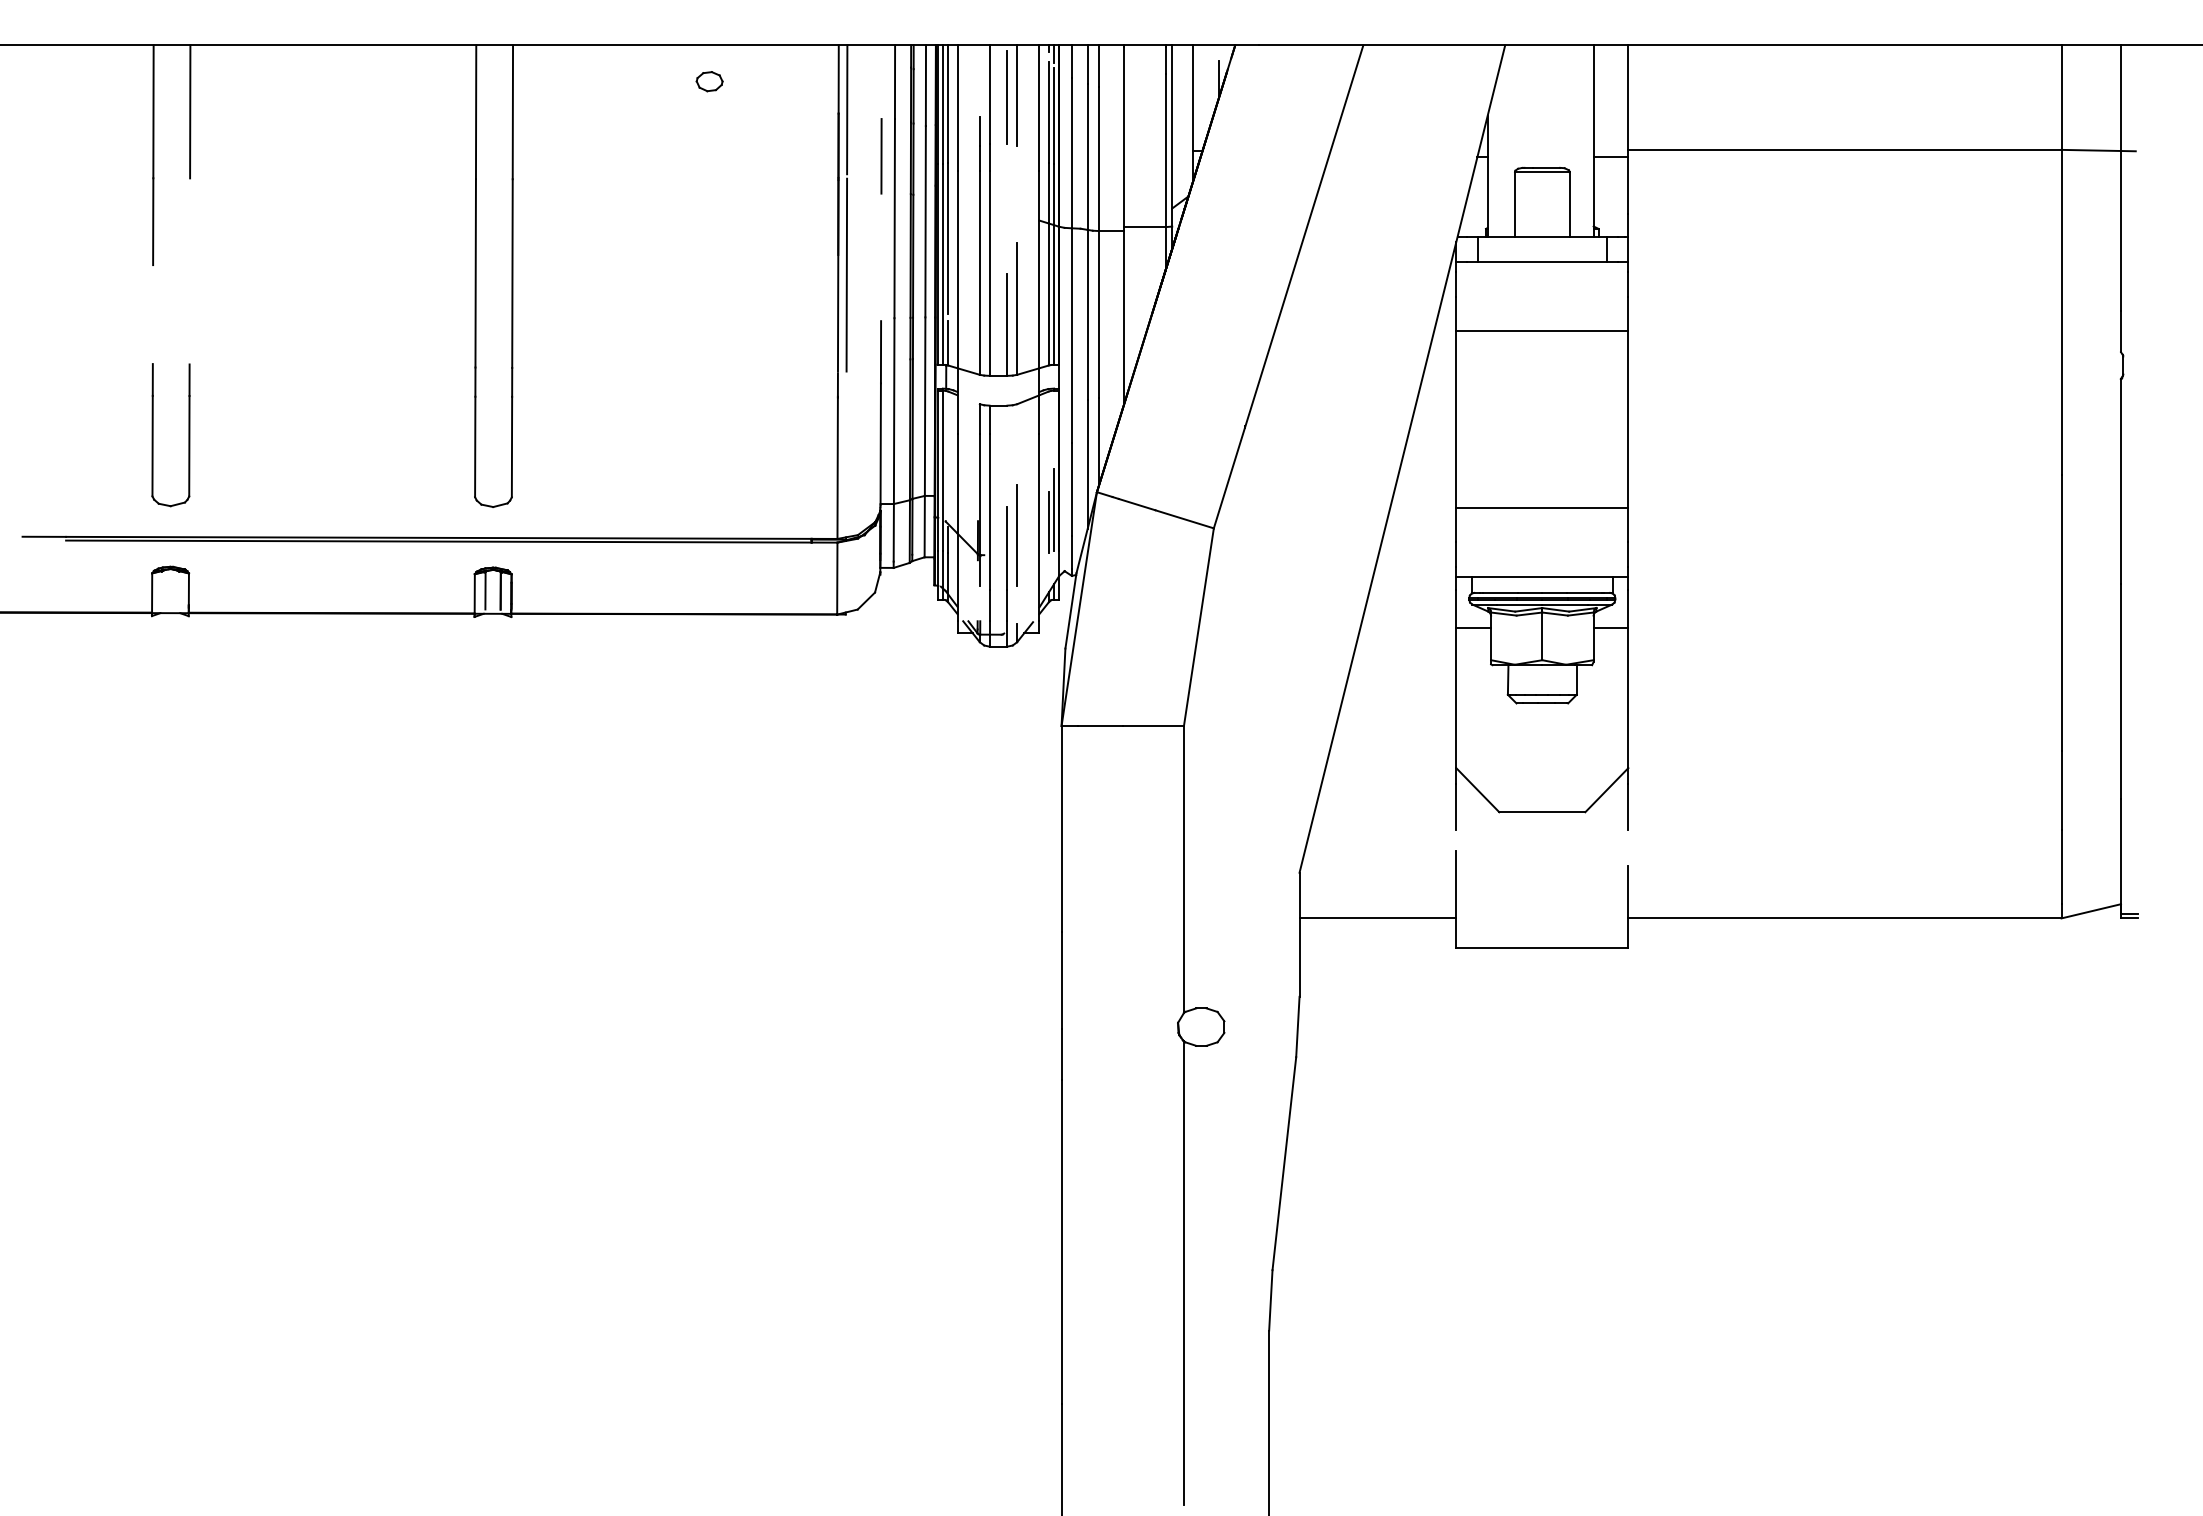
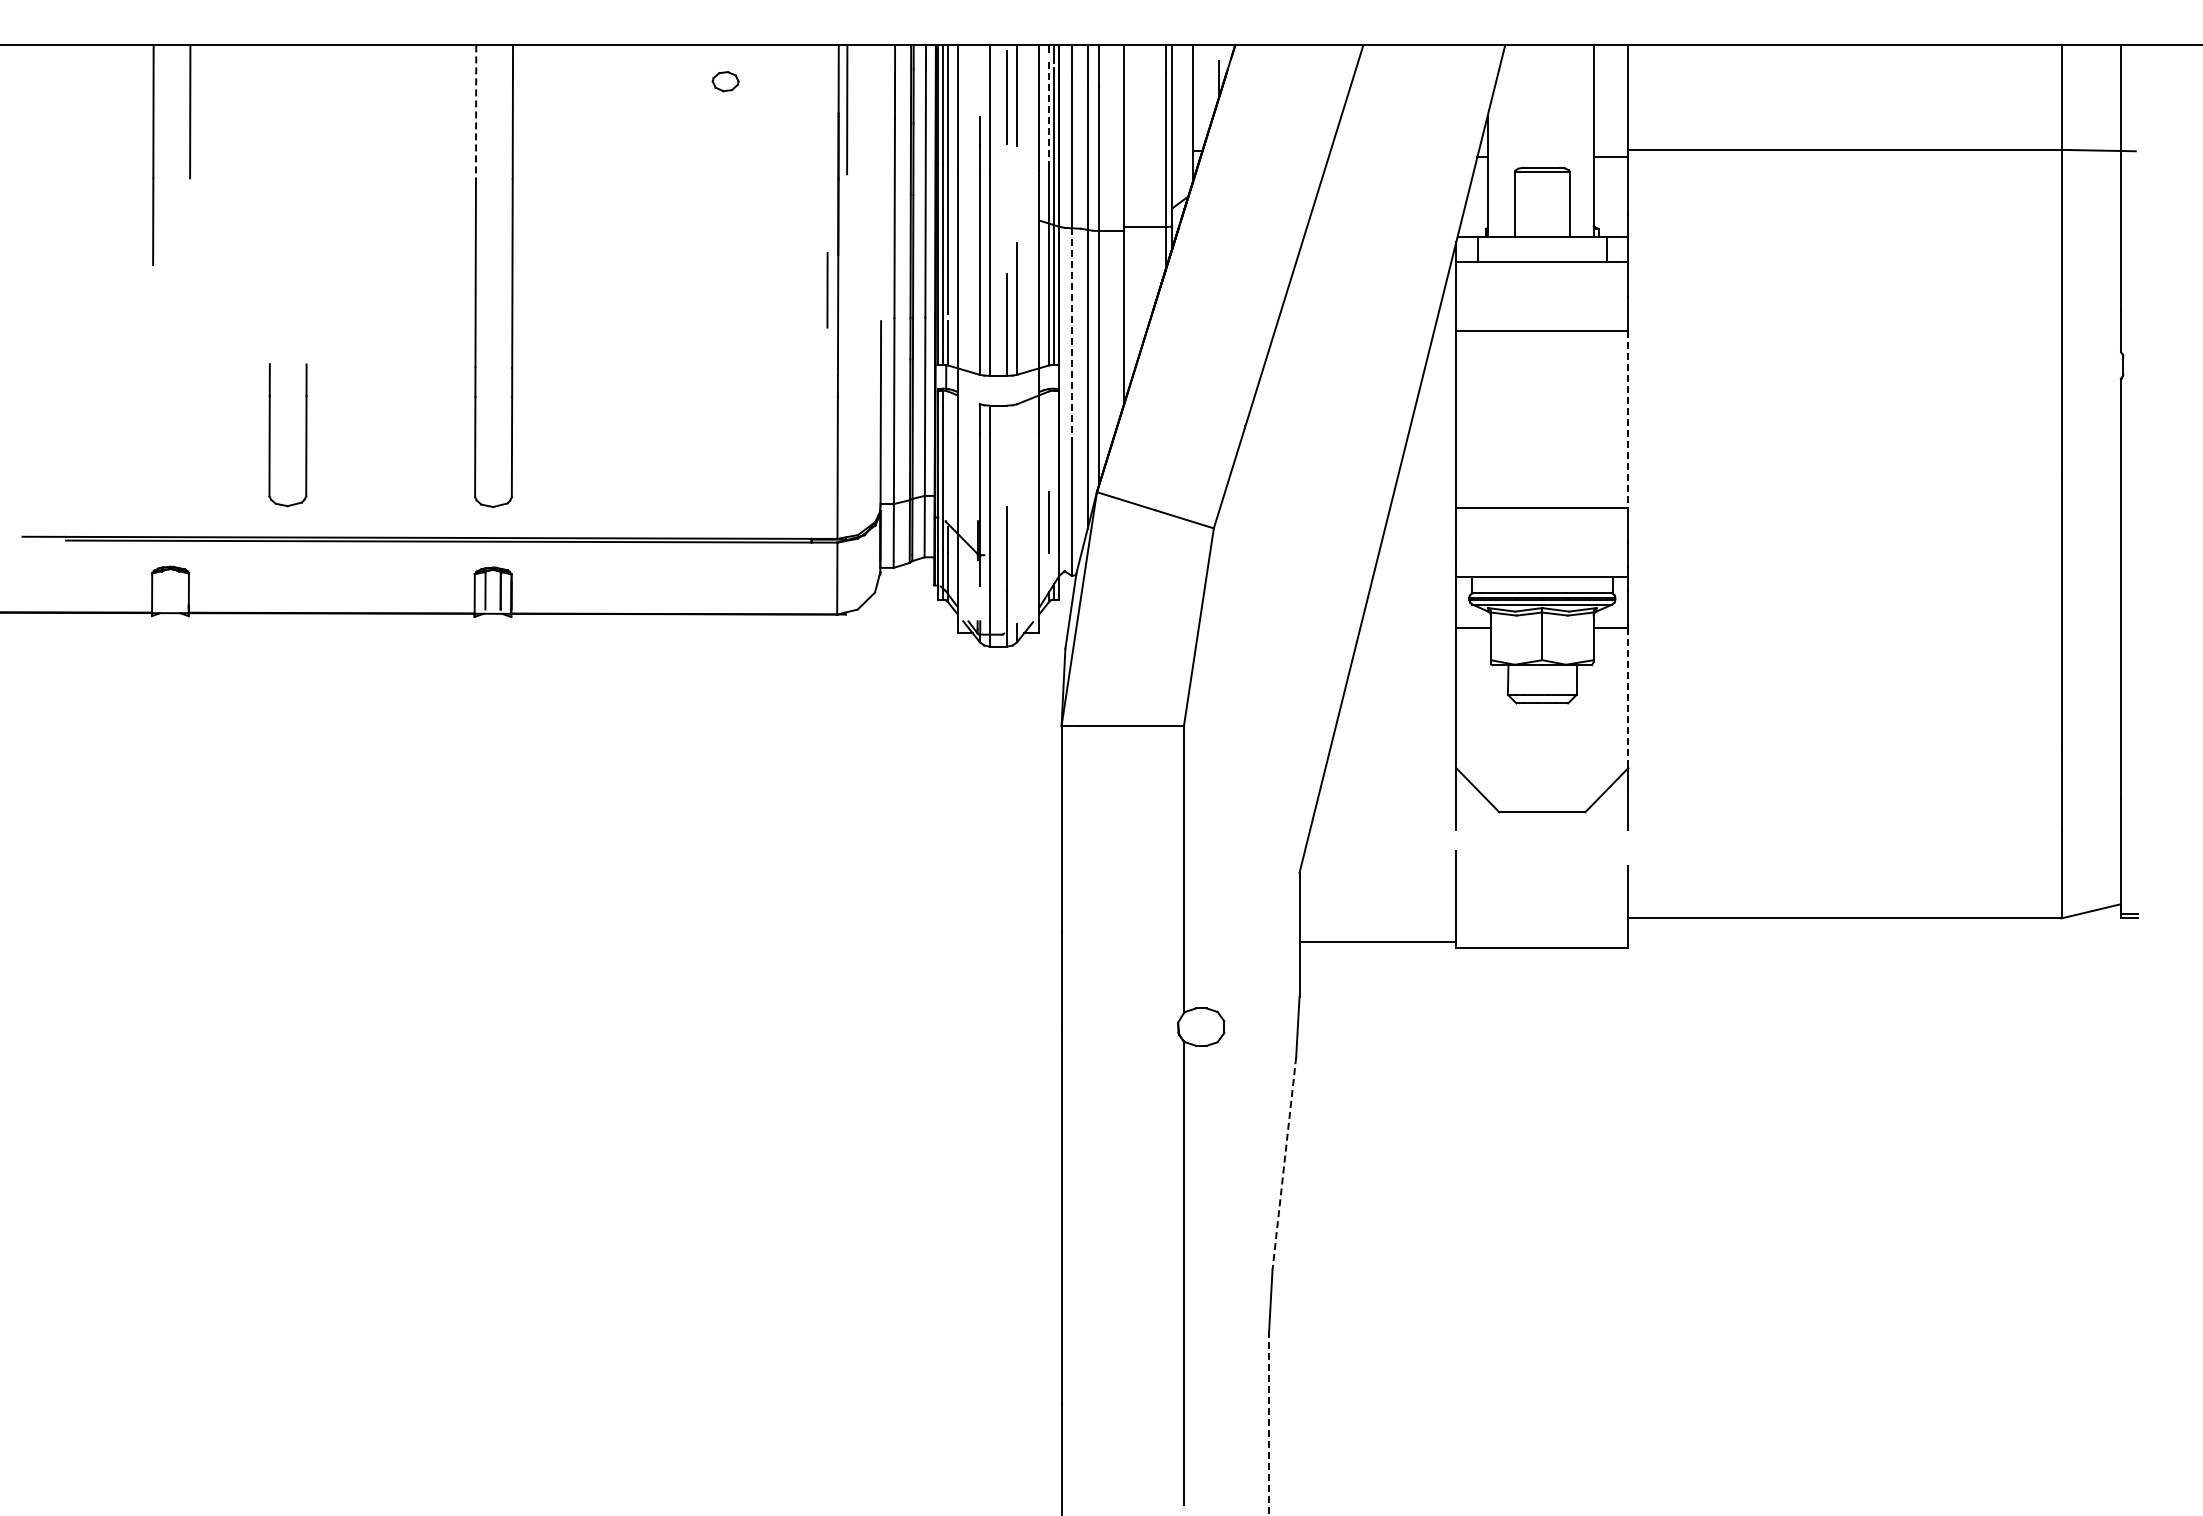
part position: (709, 81) -> (725, 81) (725, 81)
line: solid -> dashed (476, 112)
line: solid -> dashed (1048, 113)
line position: (881, 156) -> (827, 290) (827, 290)
line: present -> none (846, 274)
line: solid -> dashed (1071, 336)
line: solid -> dashed (1628, 420)
part position: (153, 435) -> (270, 435) (270, 435)
line: present -> none (1054, 509)
line: present -> none (1017, 535)
line: solid -> dashed (1628, 698)
line position: (1377, 918) -> (1377, 942) (1377, 942)
line: solid -> dashed (1284, 1164)
line: solid -> dashed (1269, 1423)
